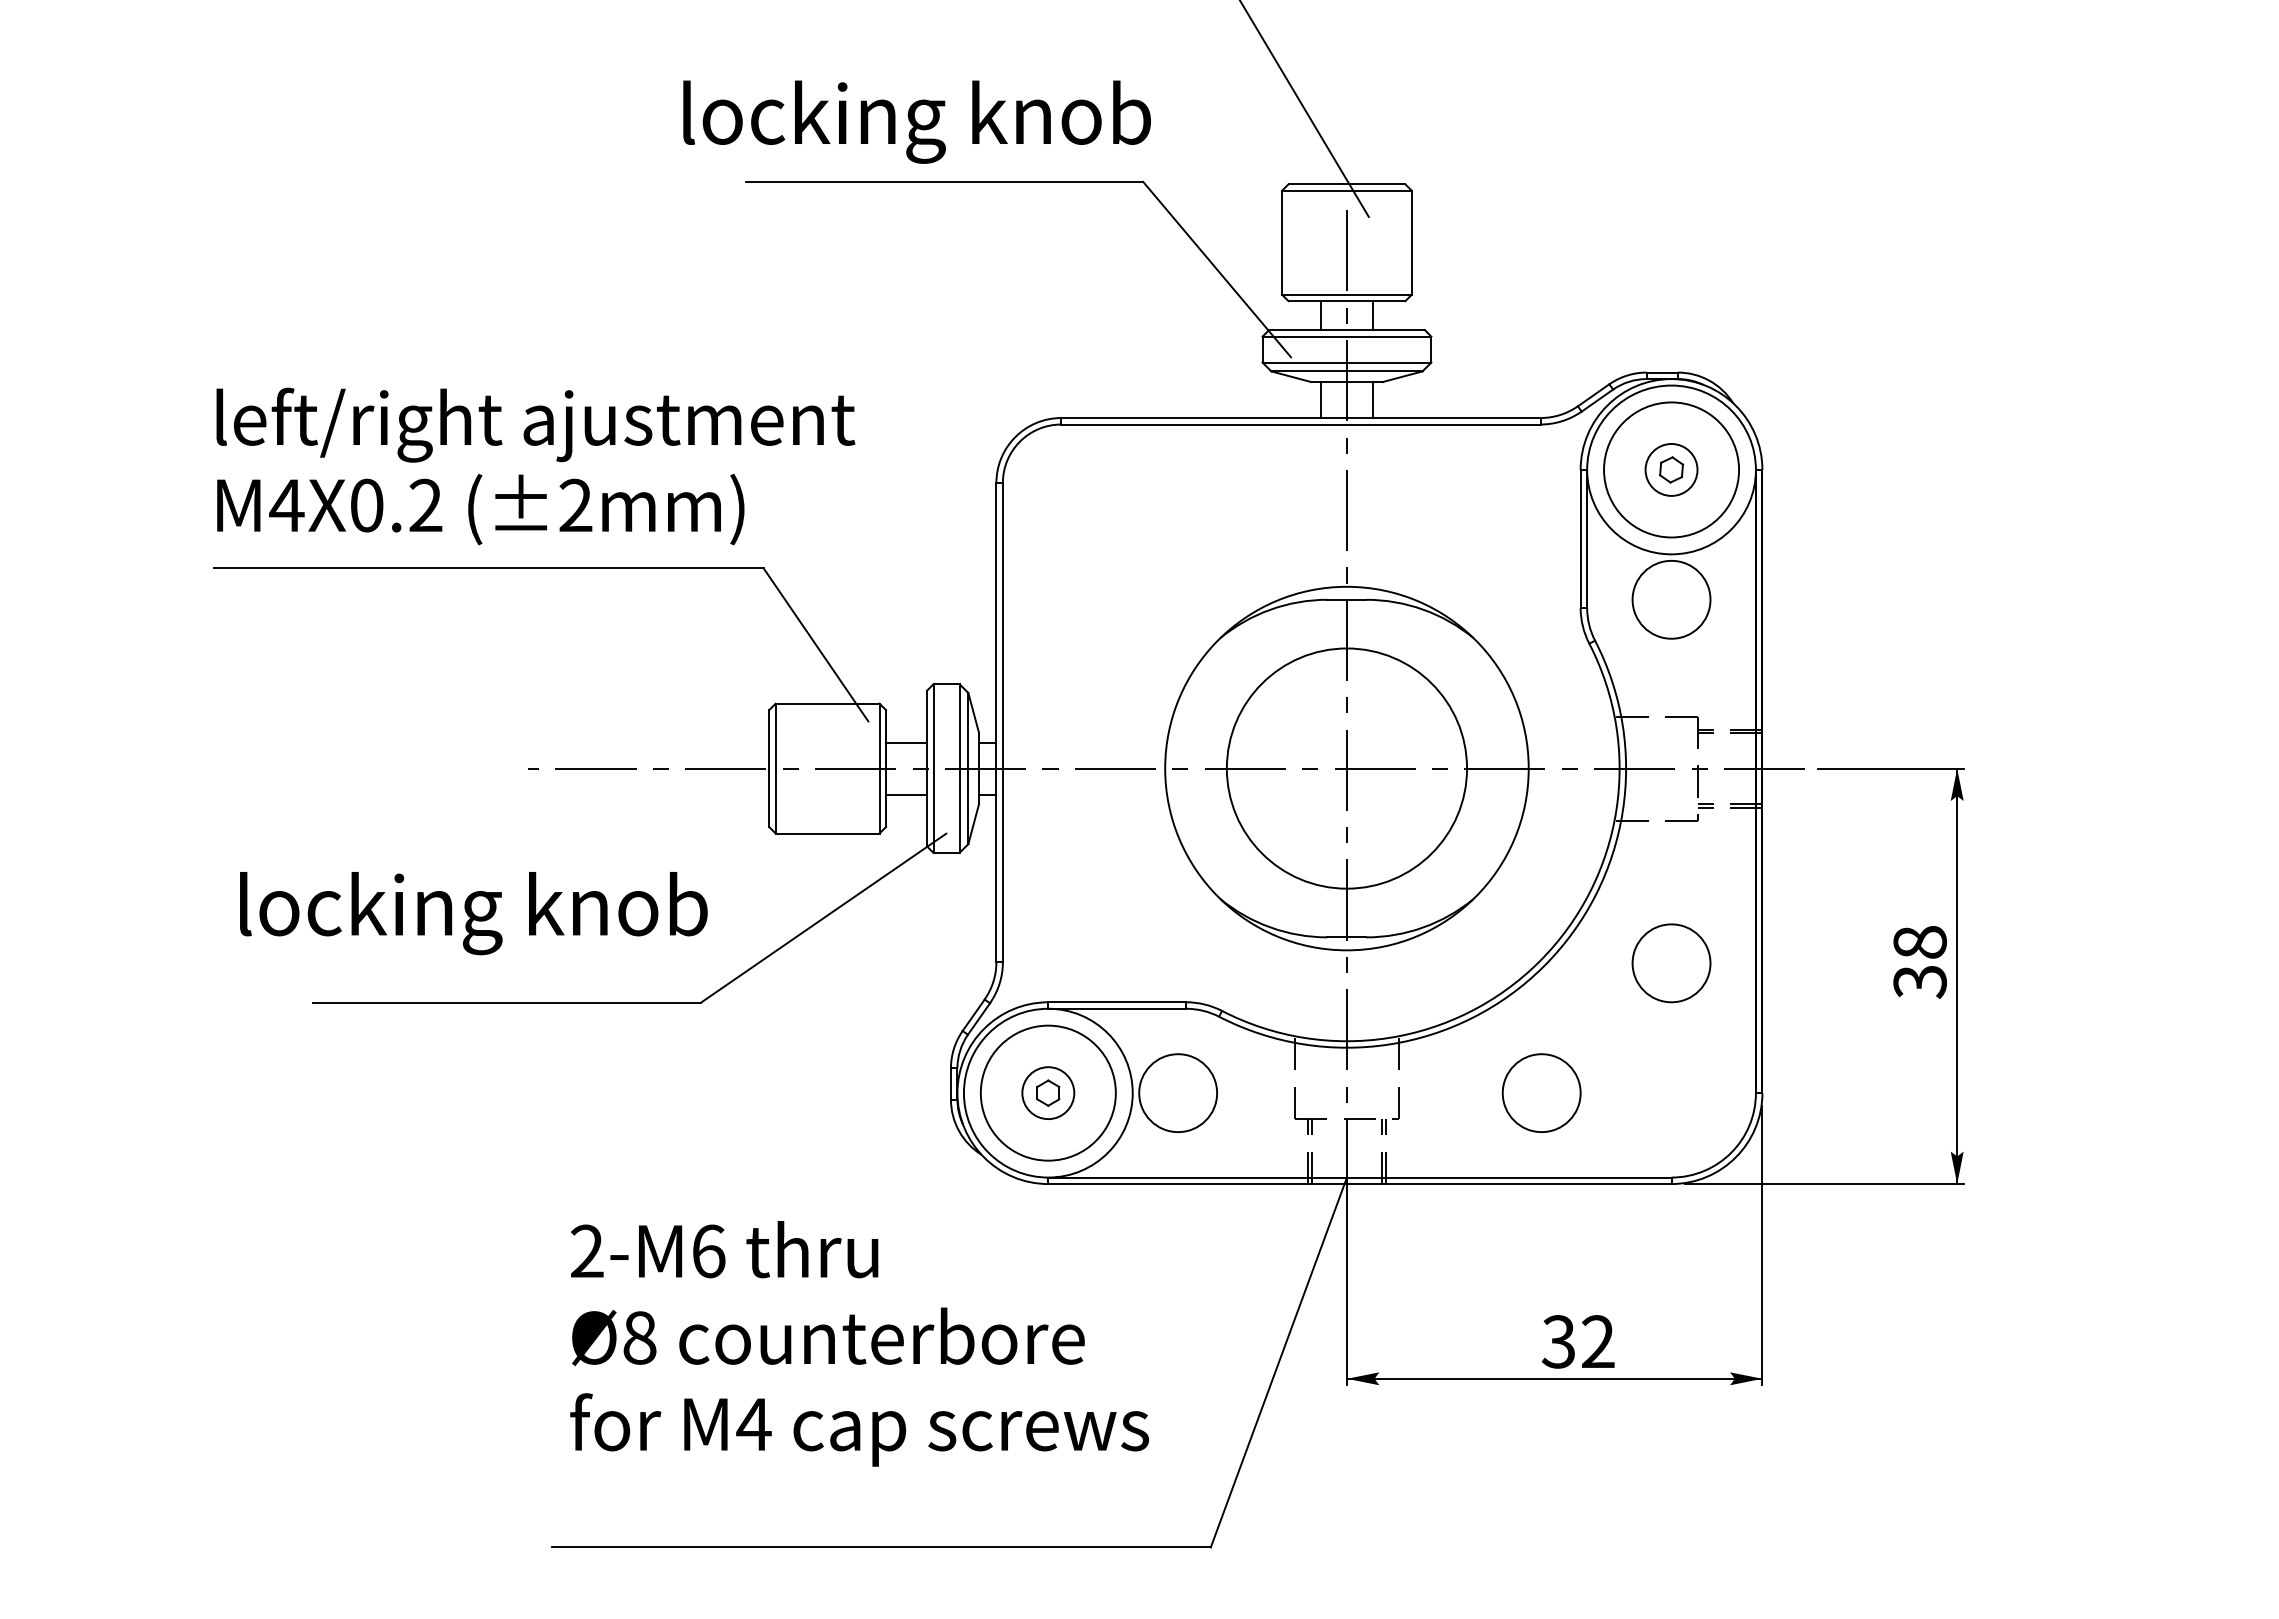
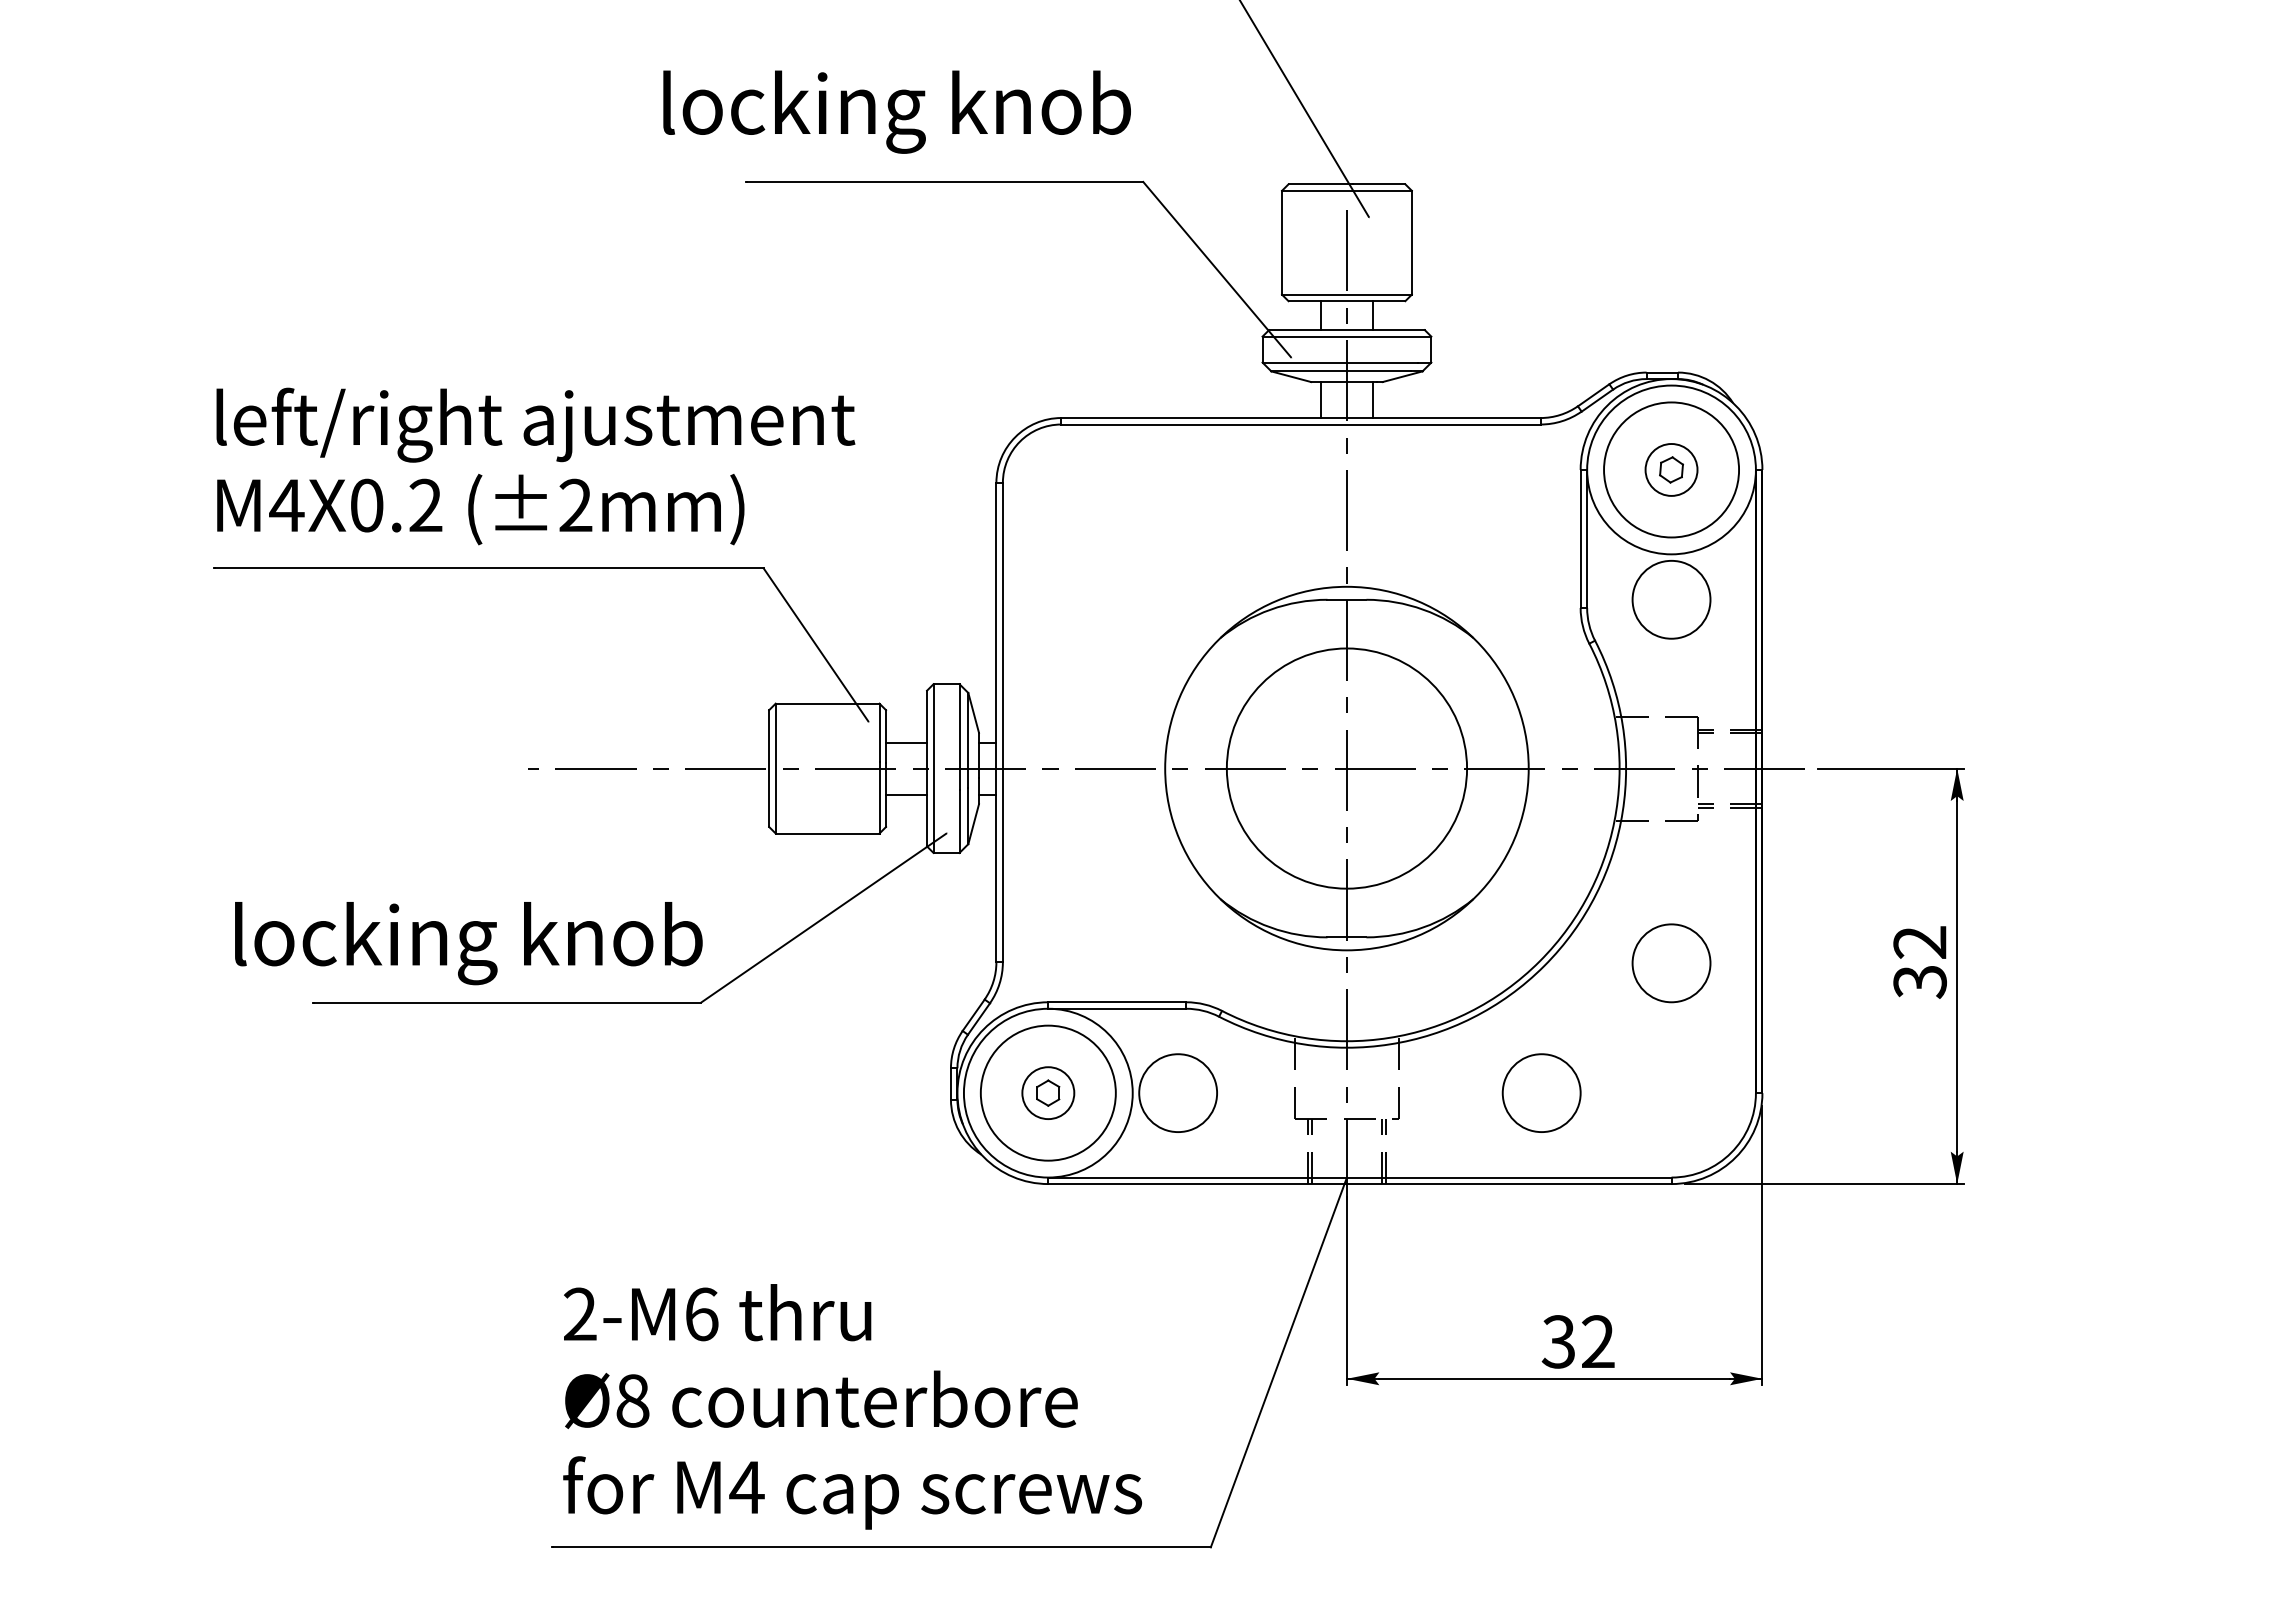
text position: (916, 121) -> (896, 111) (896, 111)
text position: (473, 913) -> (468, 943) (468, 943)
text: 38 -> 32 (1919, 942)
text position: (859, 1343) -> (852, 1406) (852, 1406)
